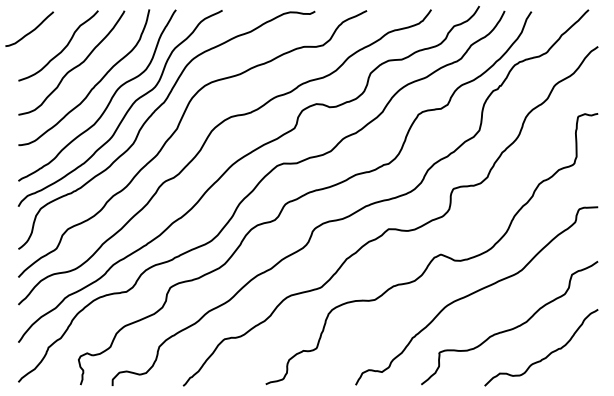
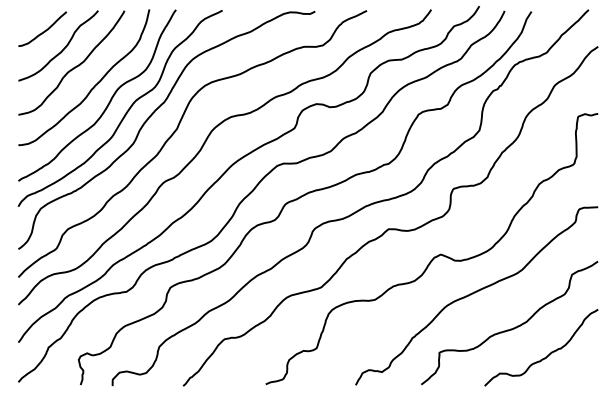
curve position: (31, 30) -> (44, 30) (44, 30)
